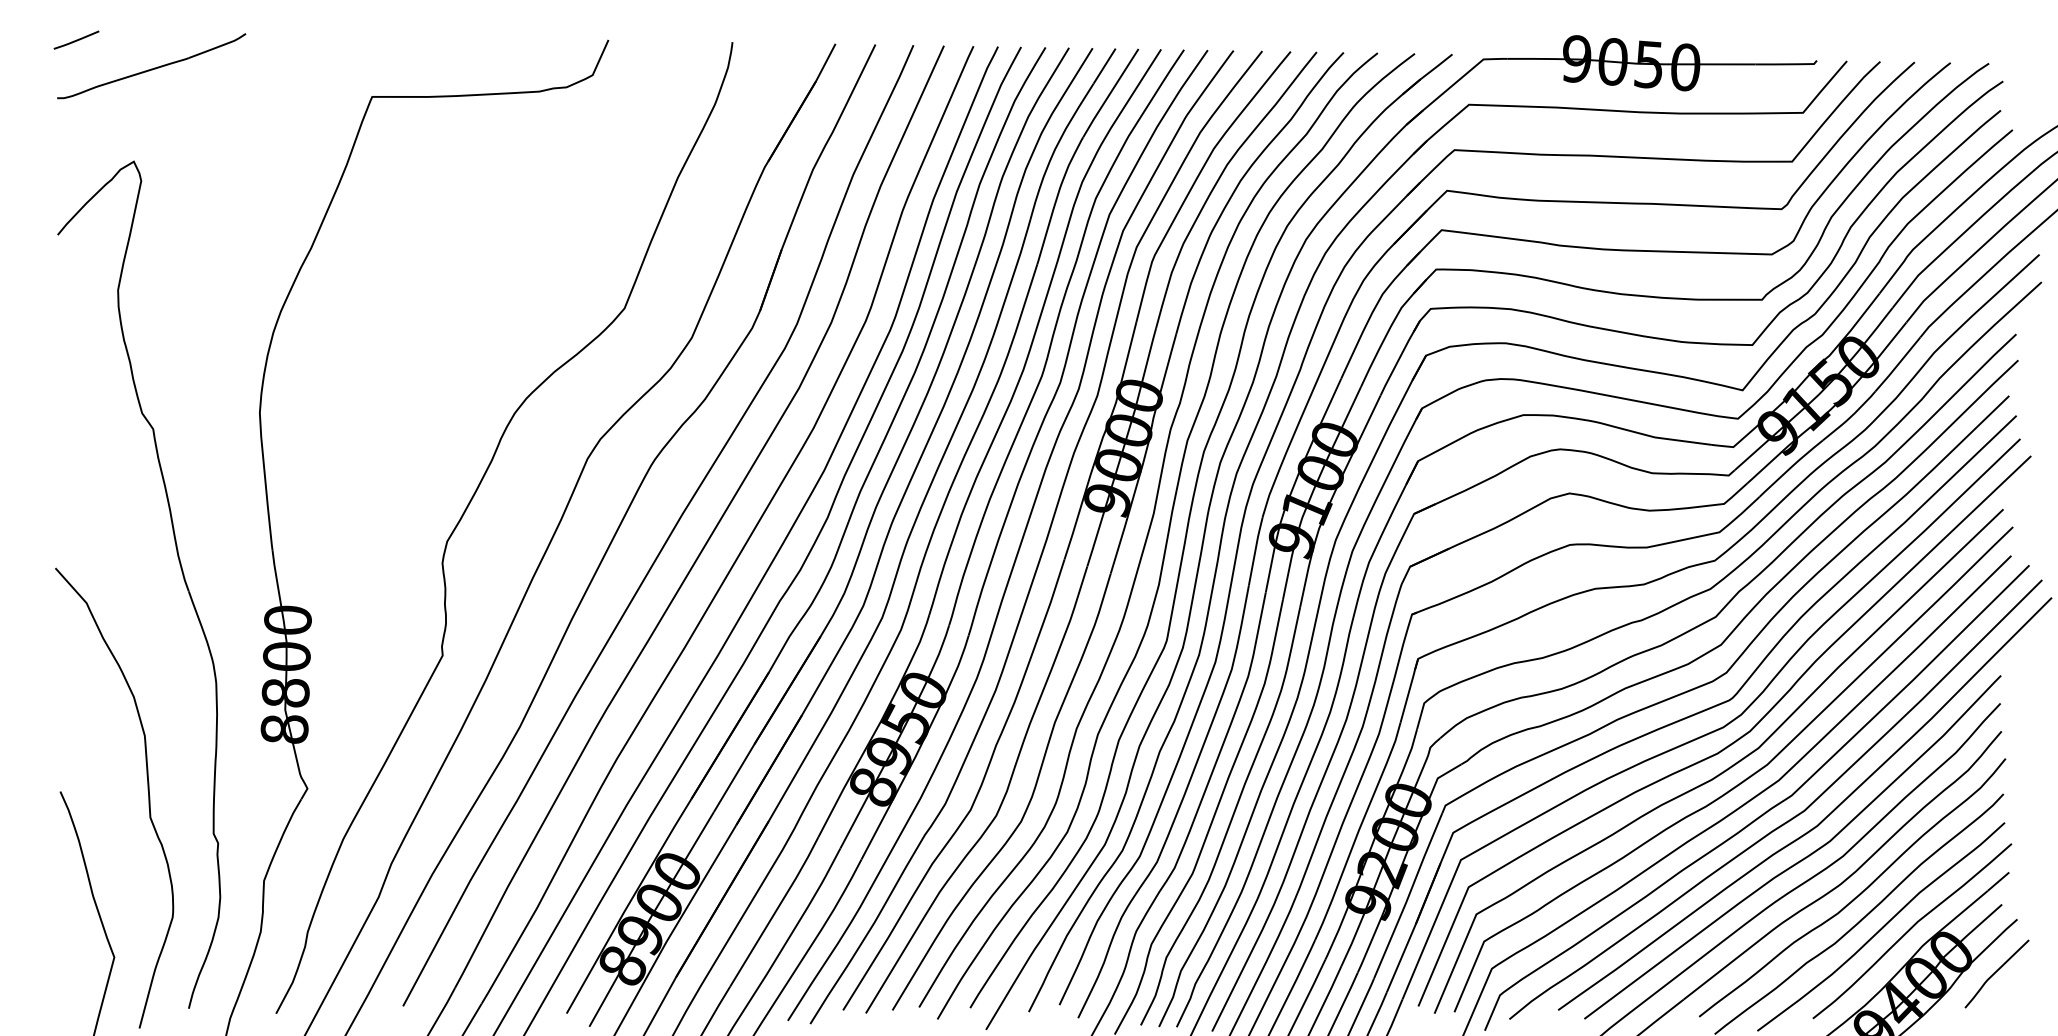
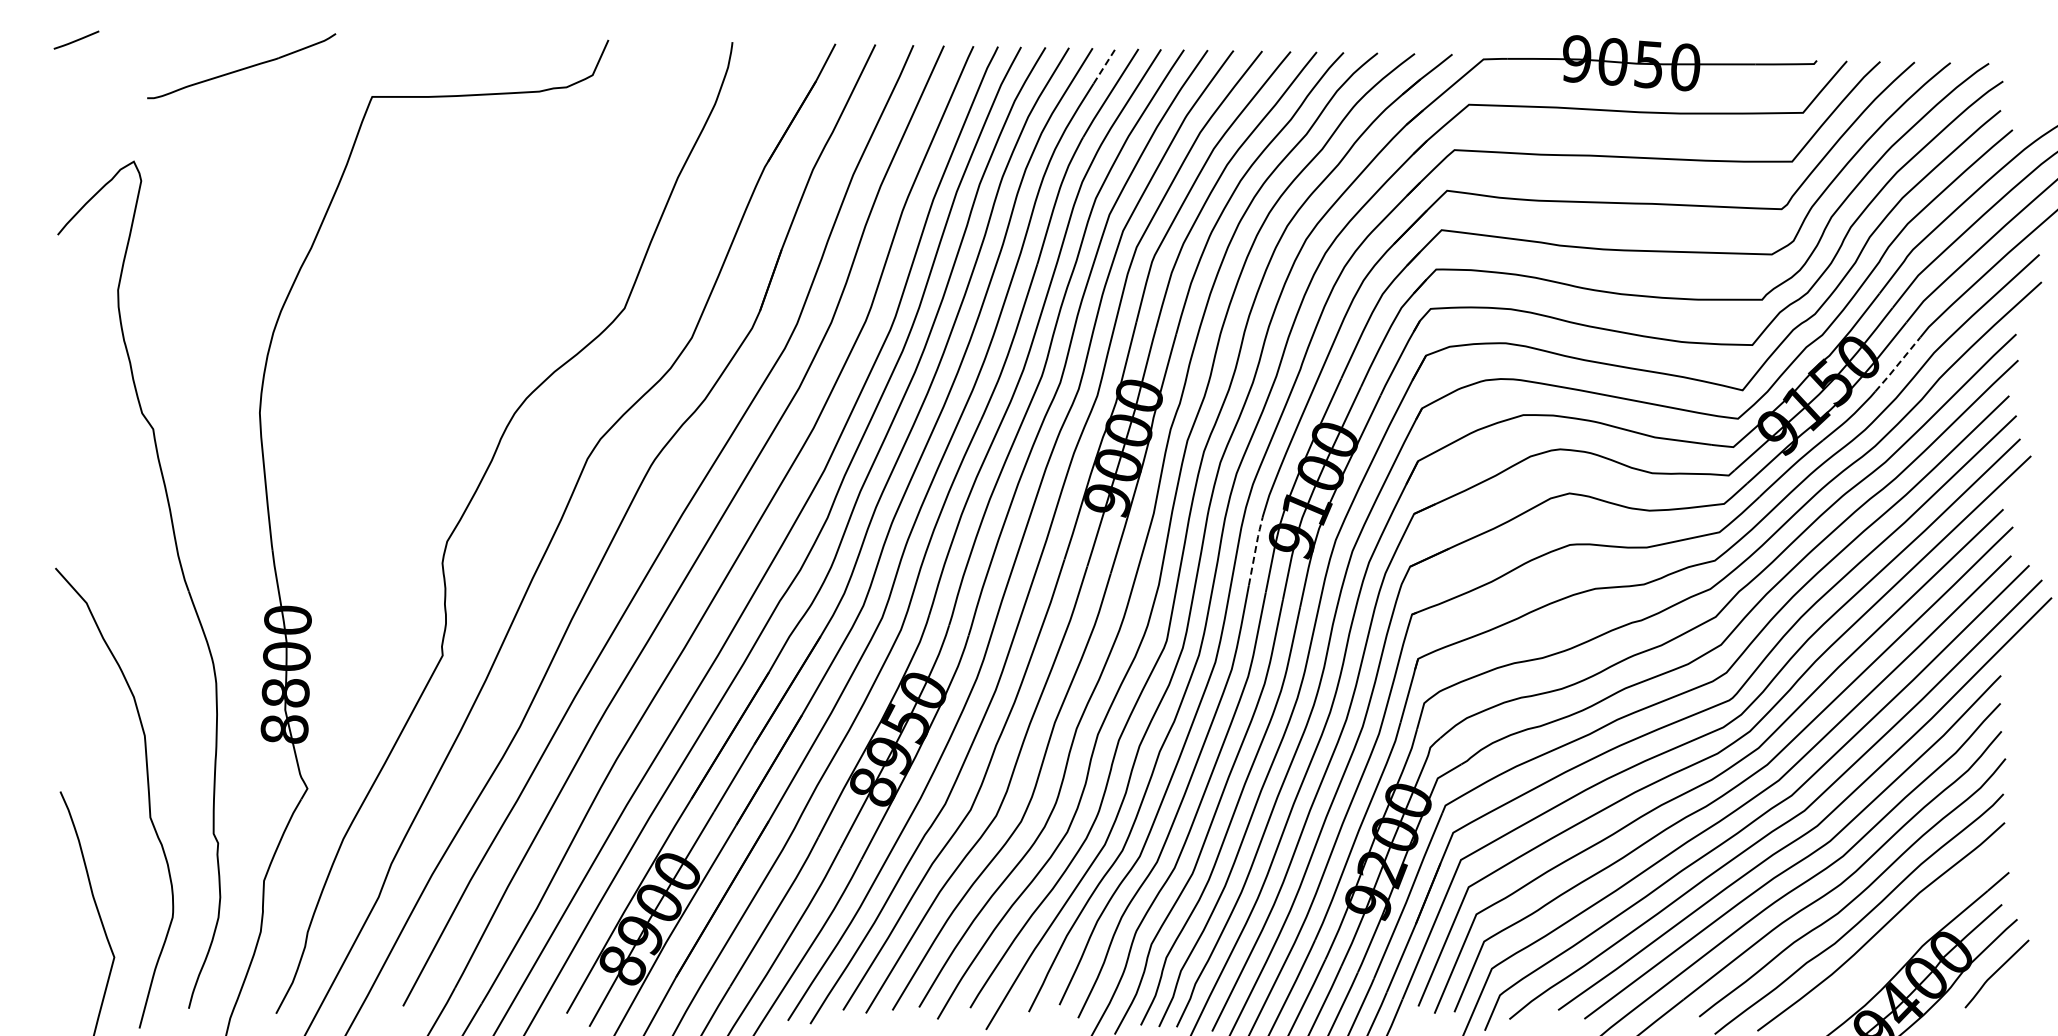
part position: (151, 66) -> (241, 66) (241, 66)
line: solid -> dashed (1104, 66)
line: solid -> dashed (1897, 365)
line: solid -> dashed (1255, 549)
curve: present -> none (1911, 929)
